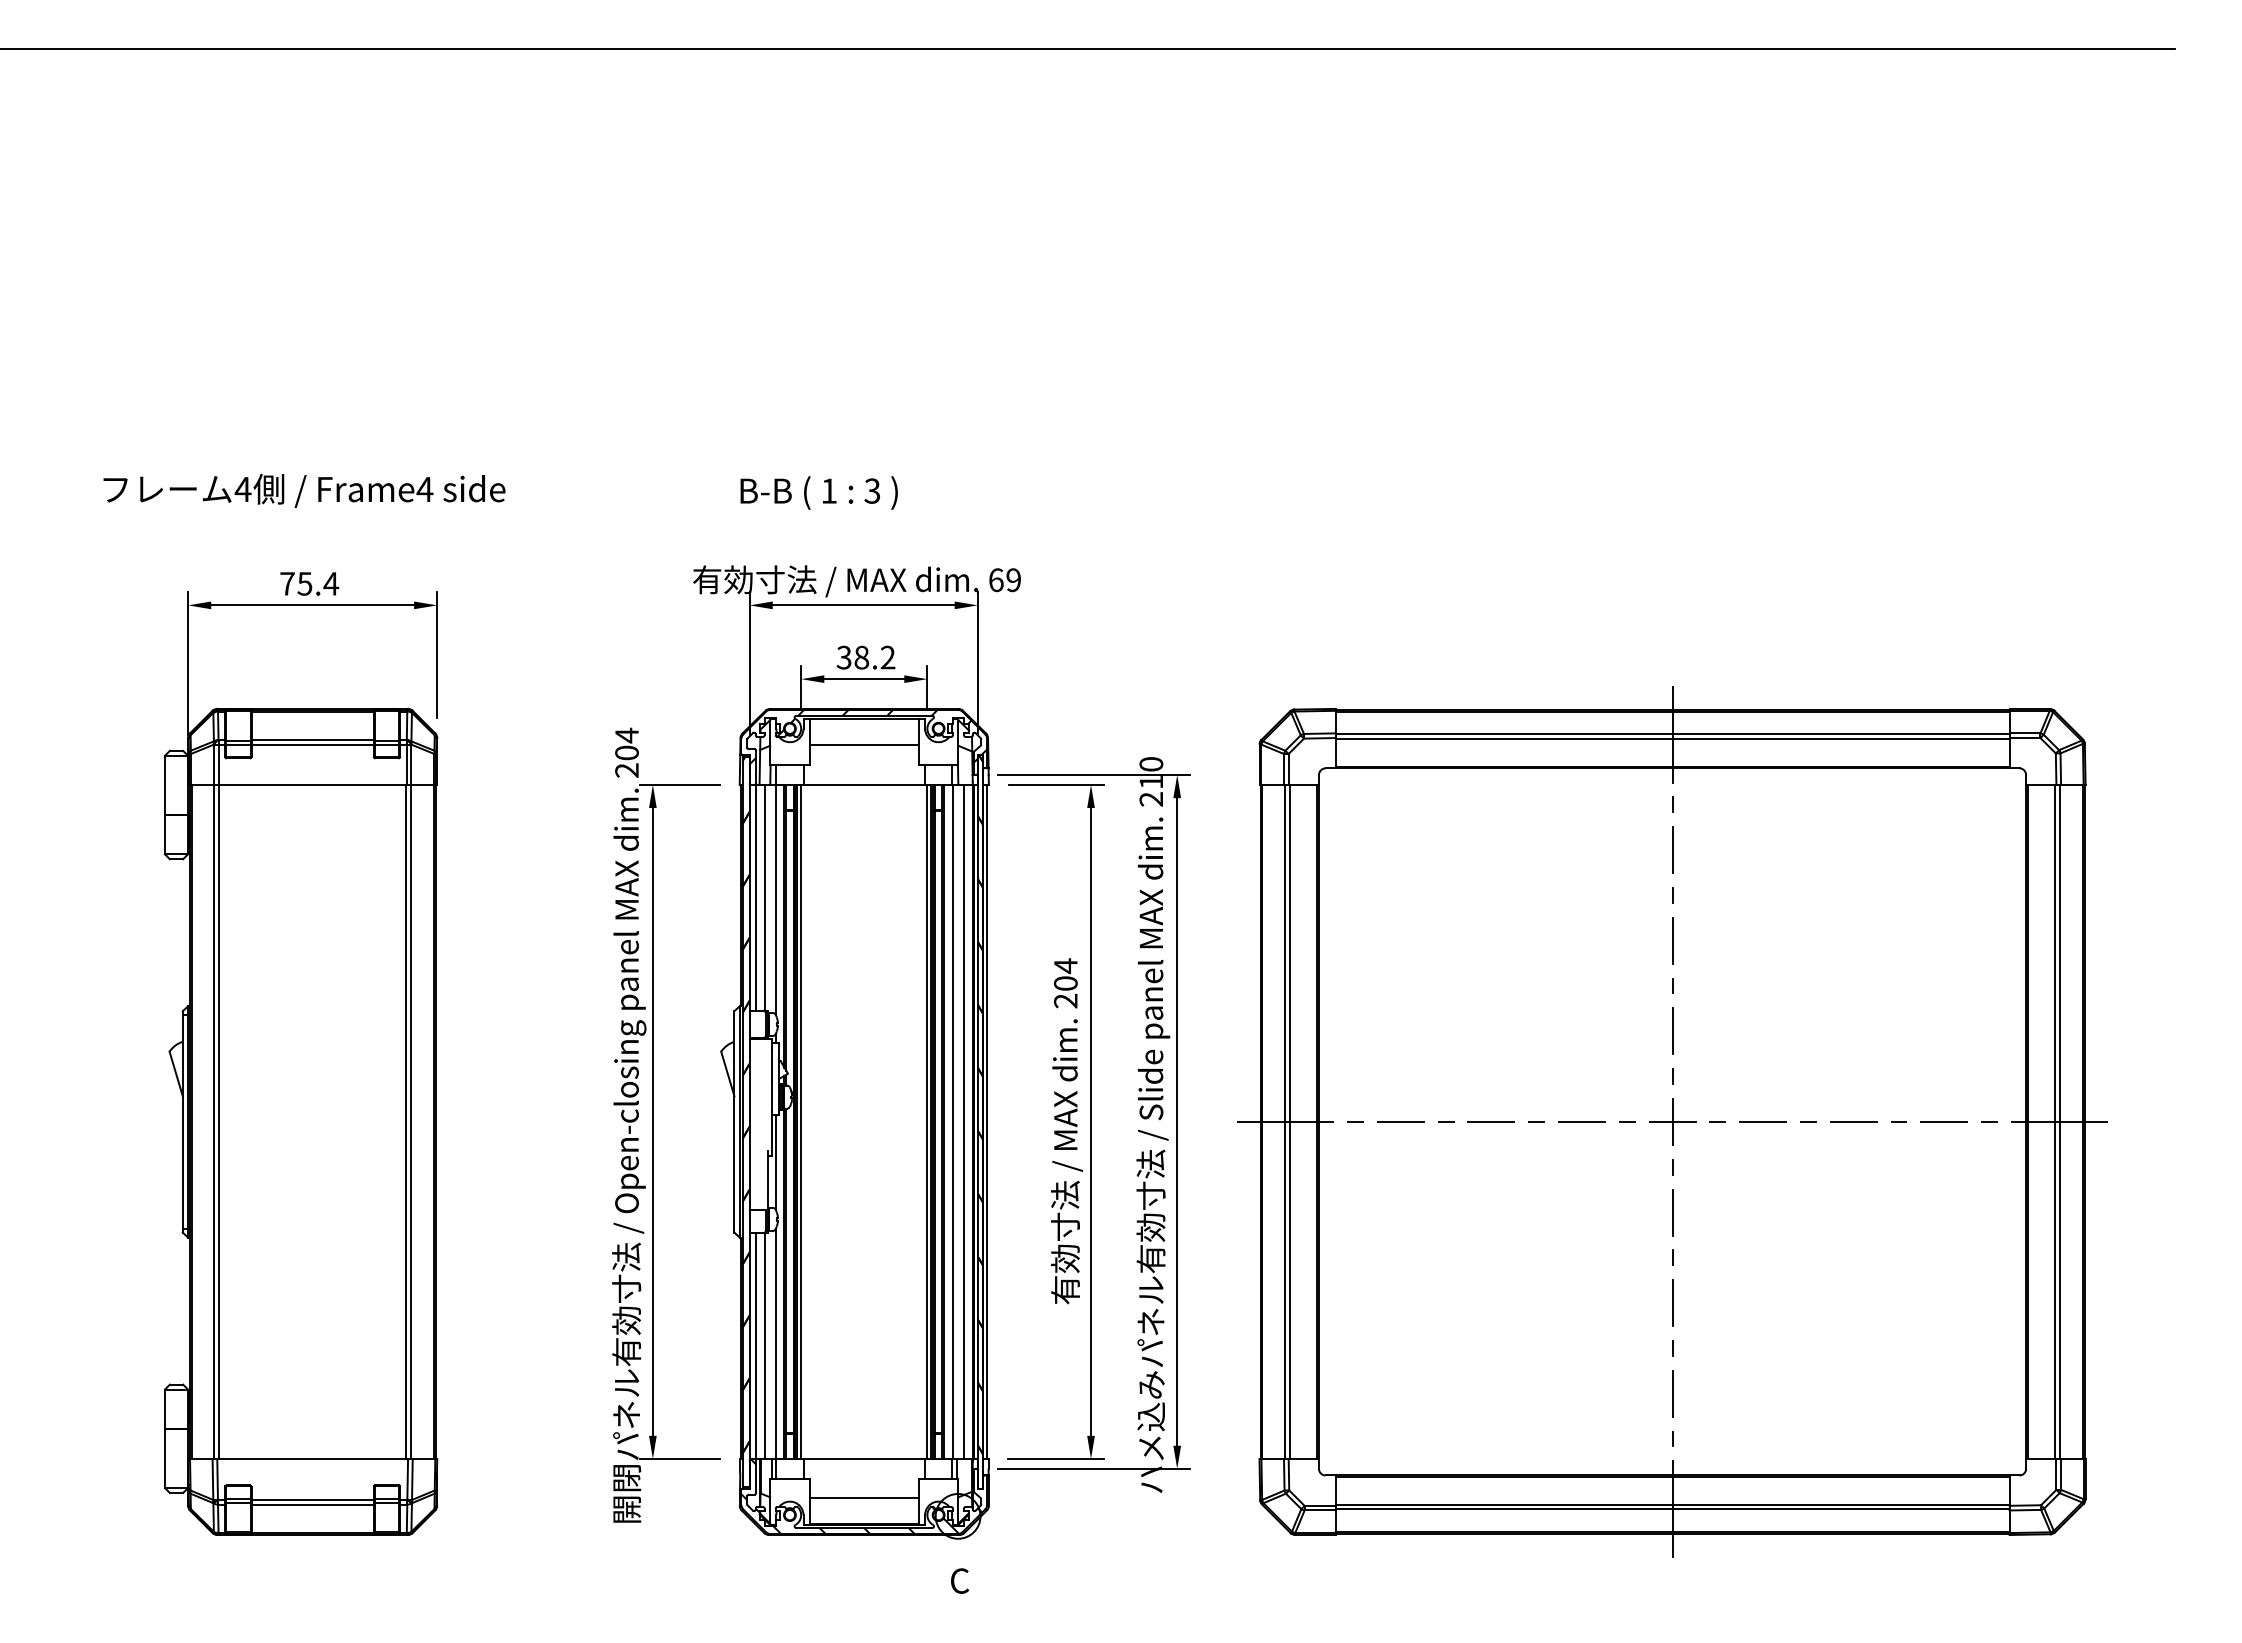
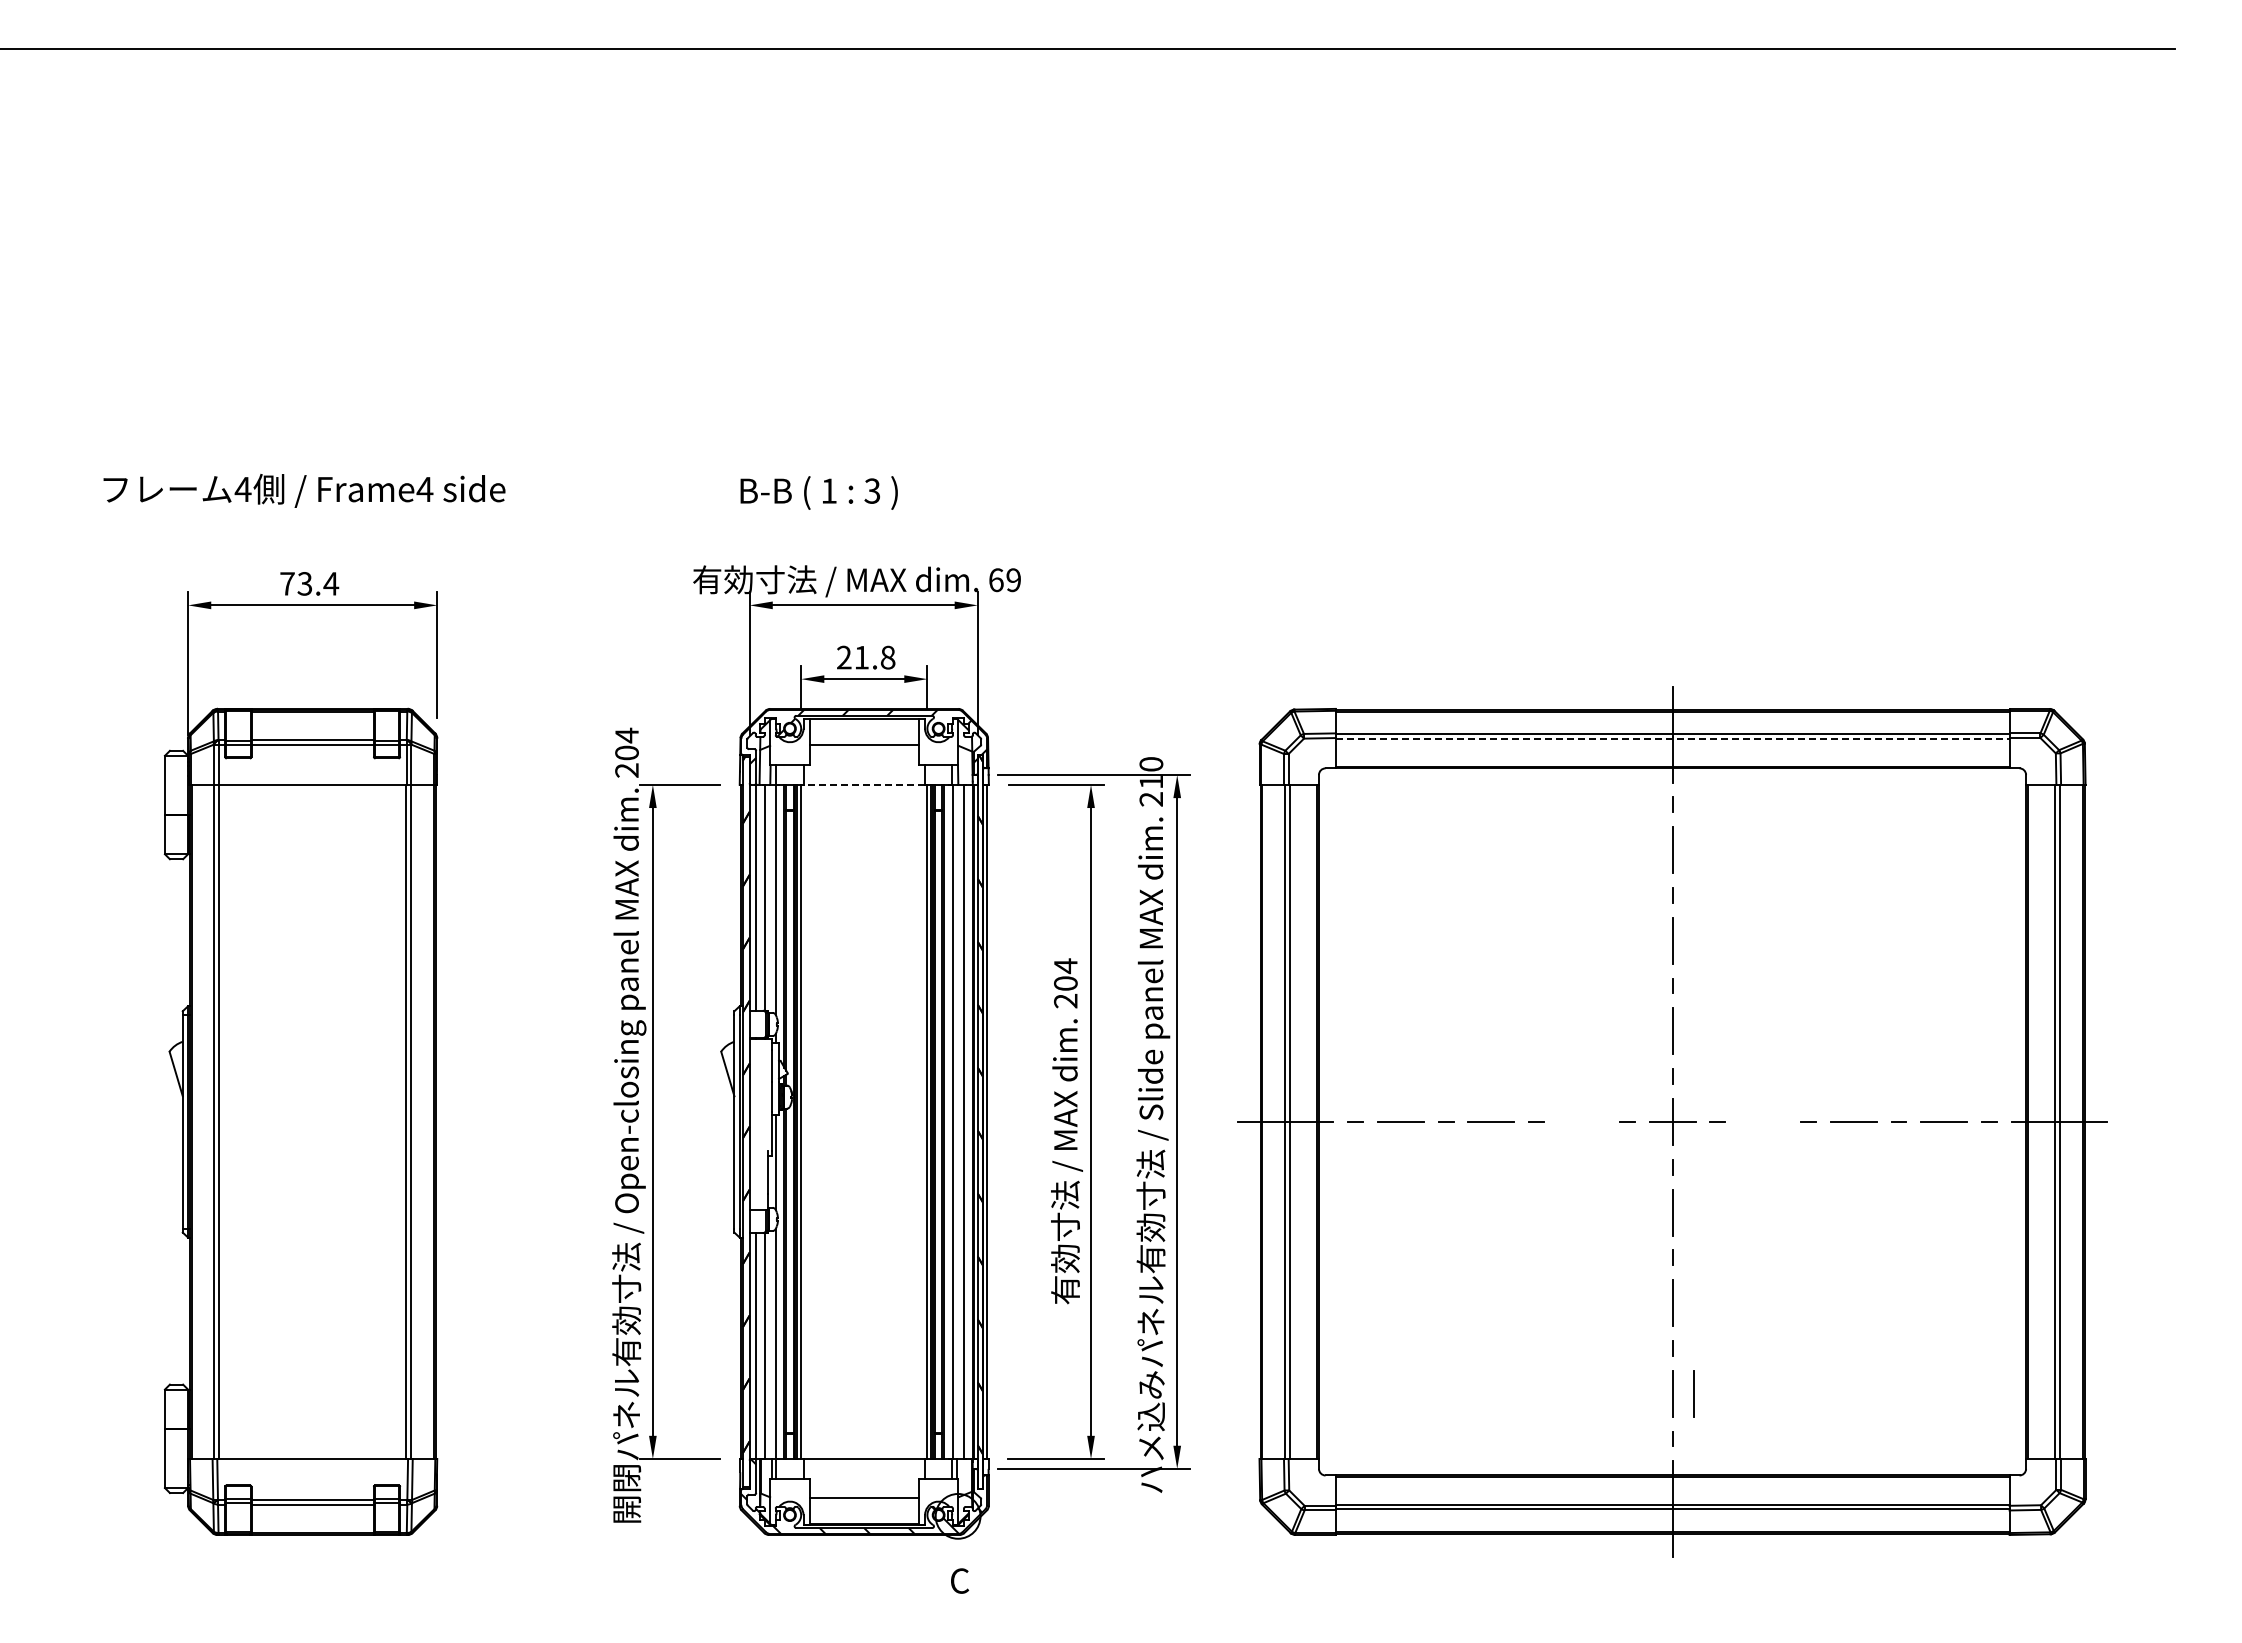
text: 75.4 -> 73.4 (305, 583)
text: 38.2 -> 21.8 (865, 657)
line: solid -> dashed (1673, 739)
line: solid -> dashed (864, 784)
line: present -> none (1581, 1121)
line: present -> none (1763, 1121)
line: none -> present (1693, 1393)
